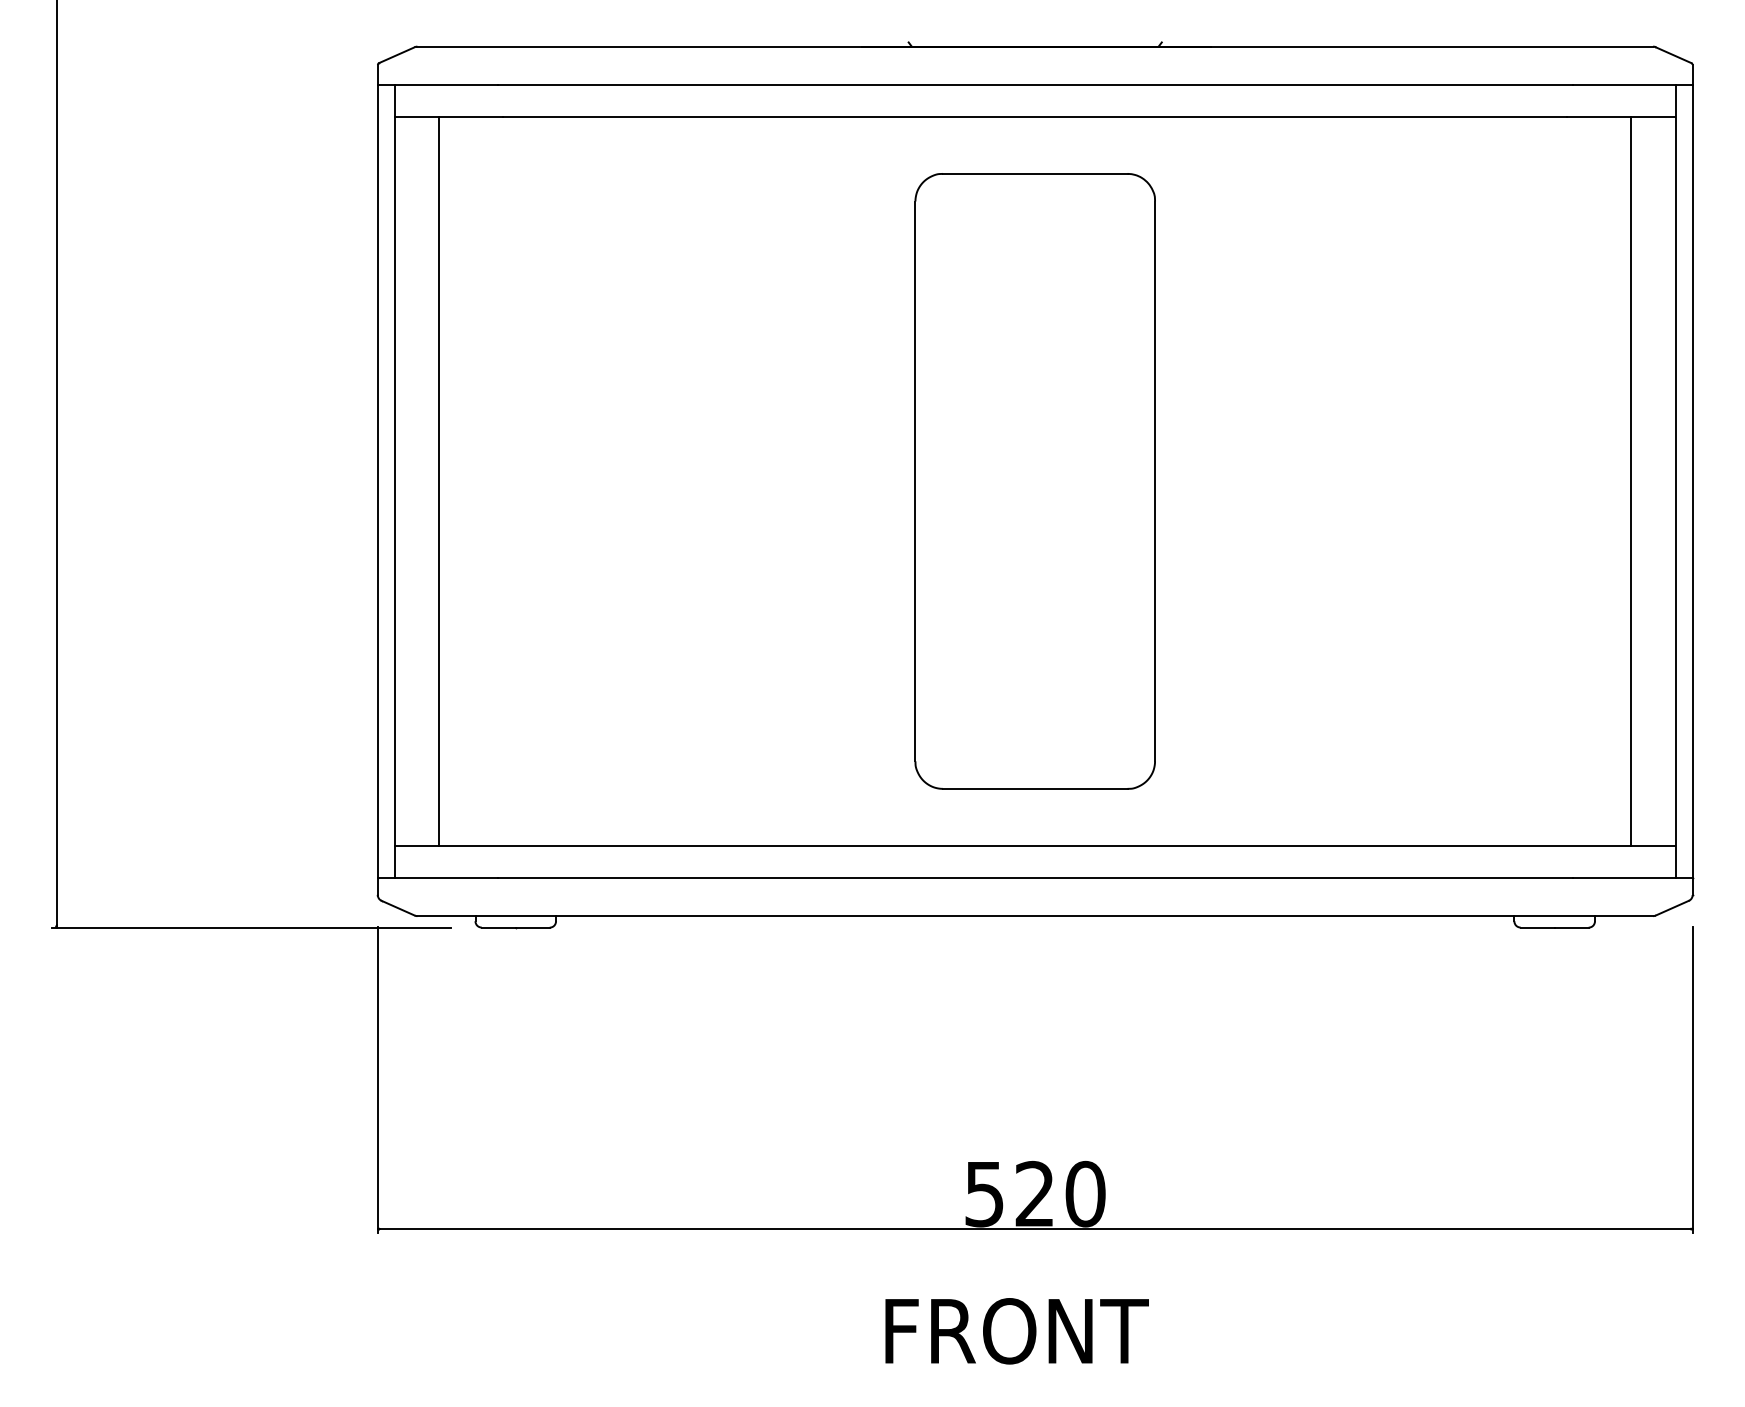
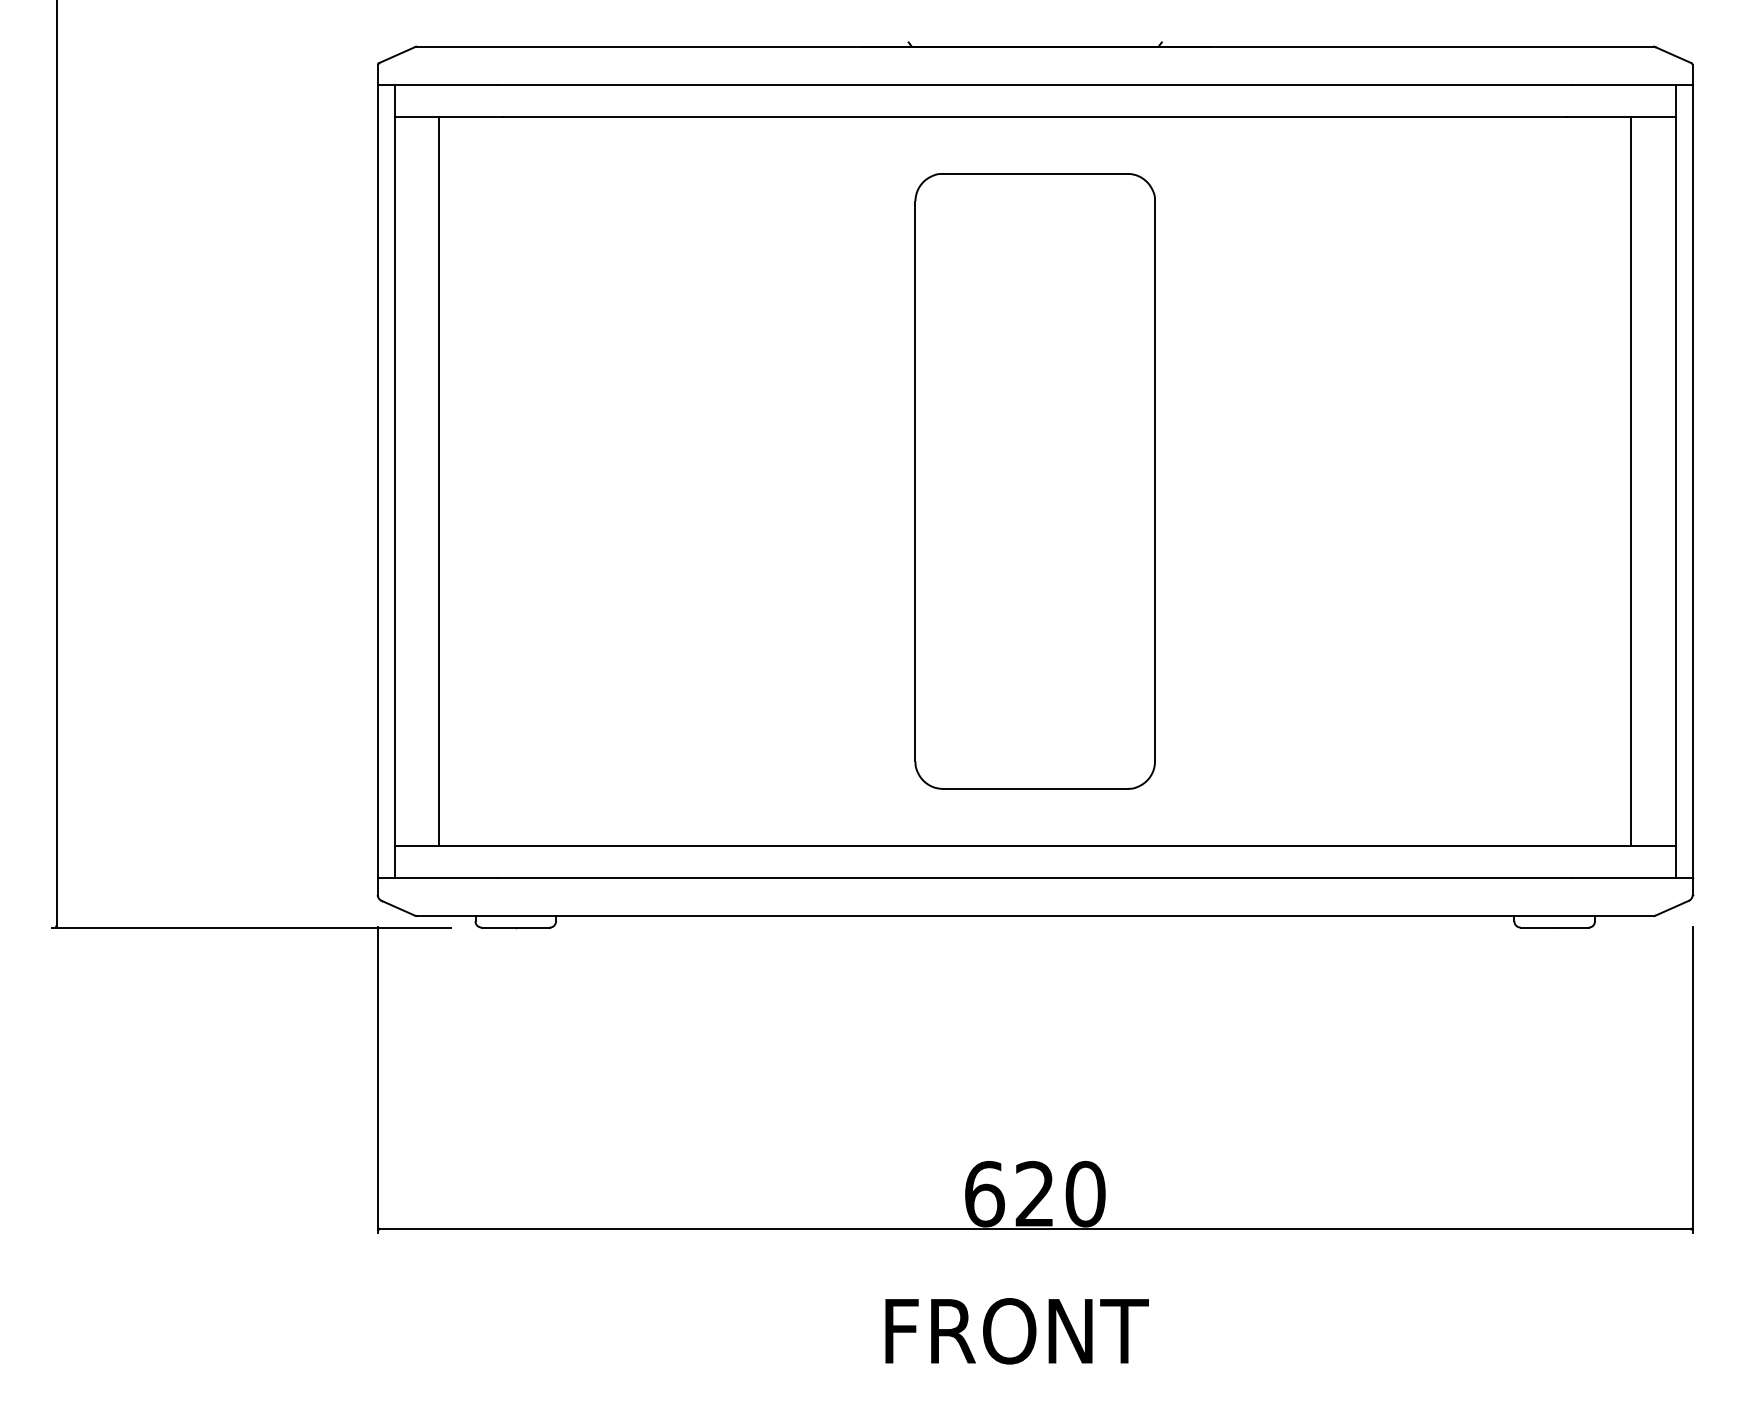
text: 520 -> 620 (984, 1193)
